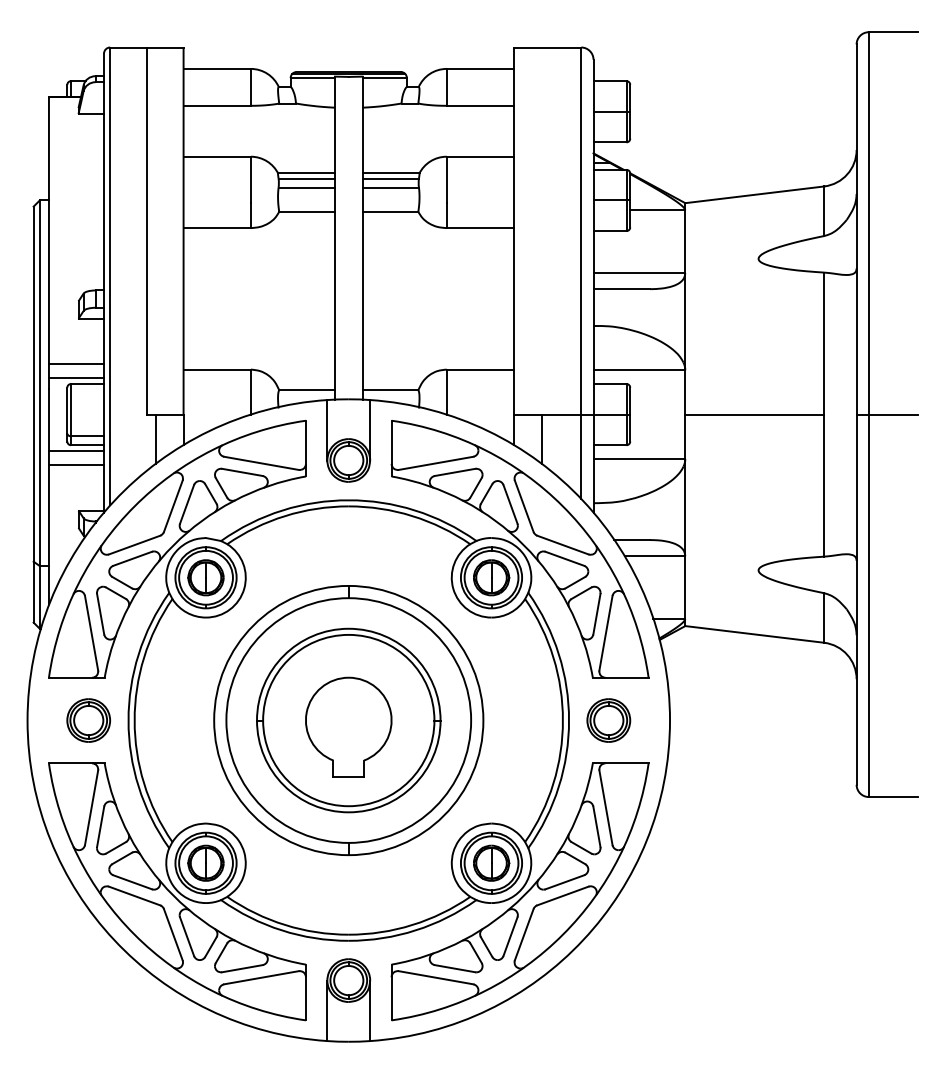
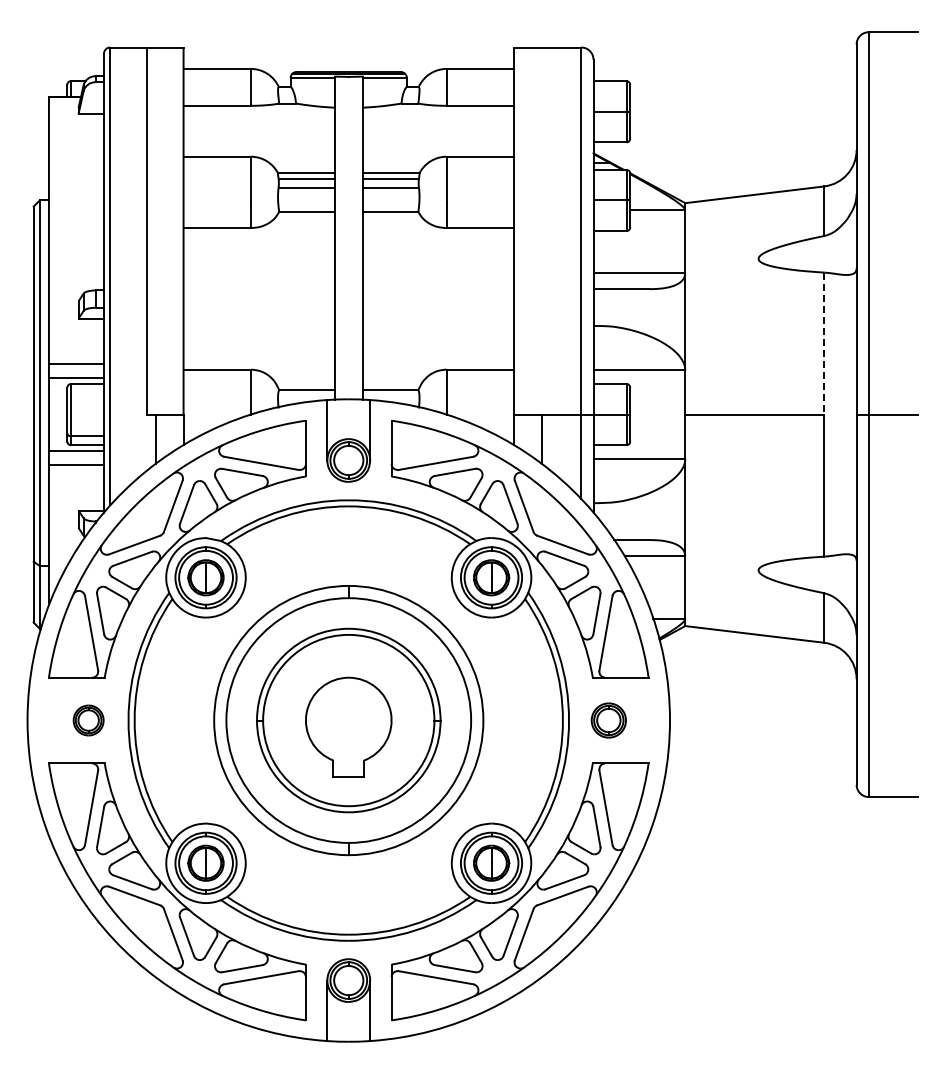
line: solid -> dashed (824, 344)
part size: 45x45 px -> 33x33 px (88, 720)
part size: 46x45 px -> 37x37 px (608, 720)
